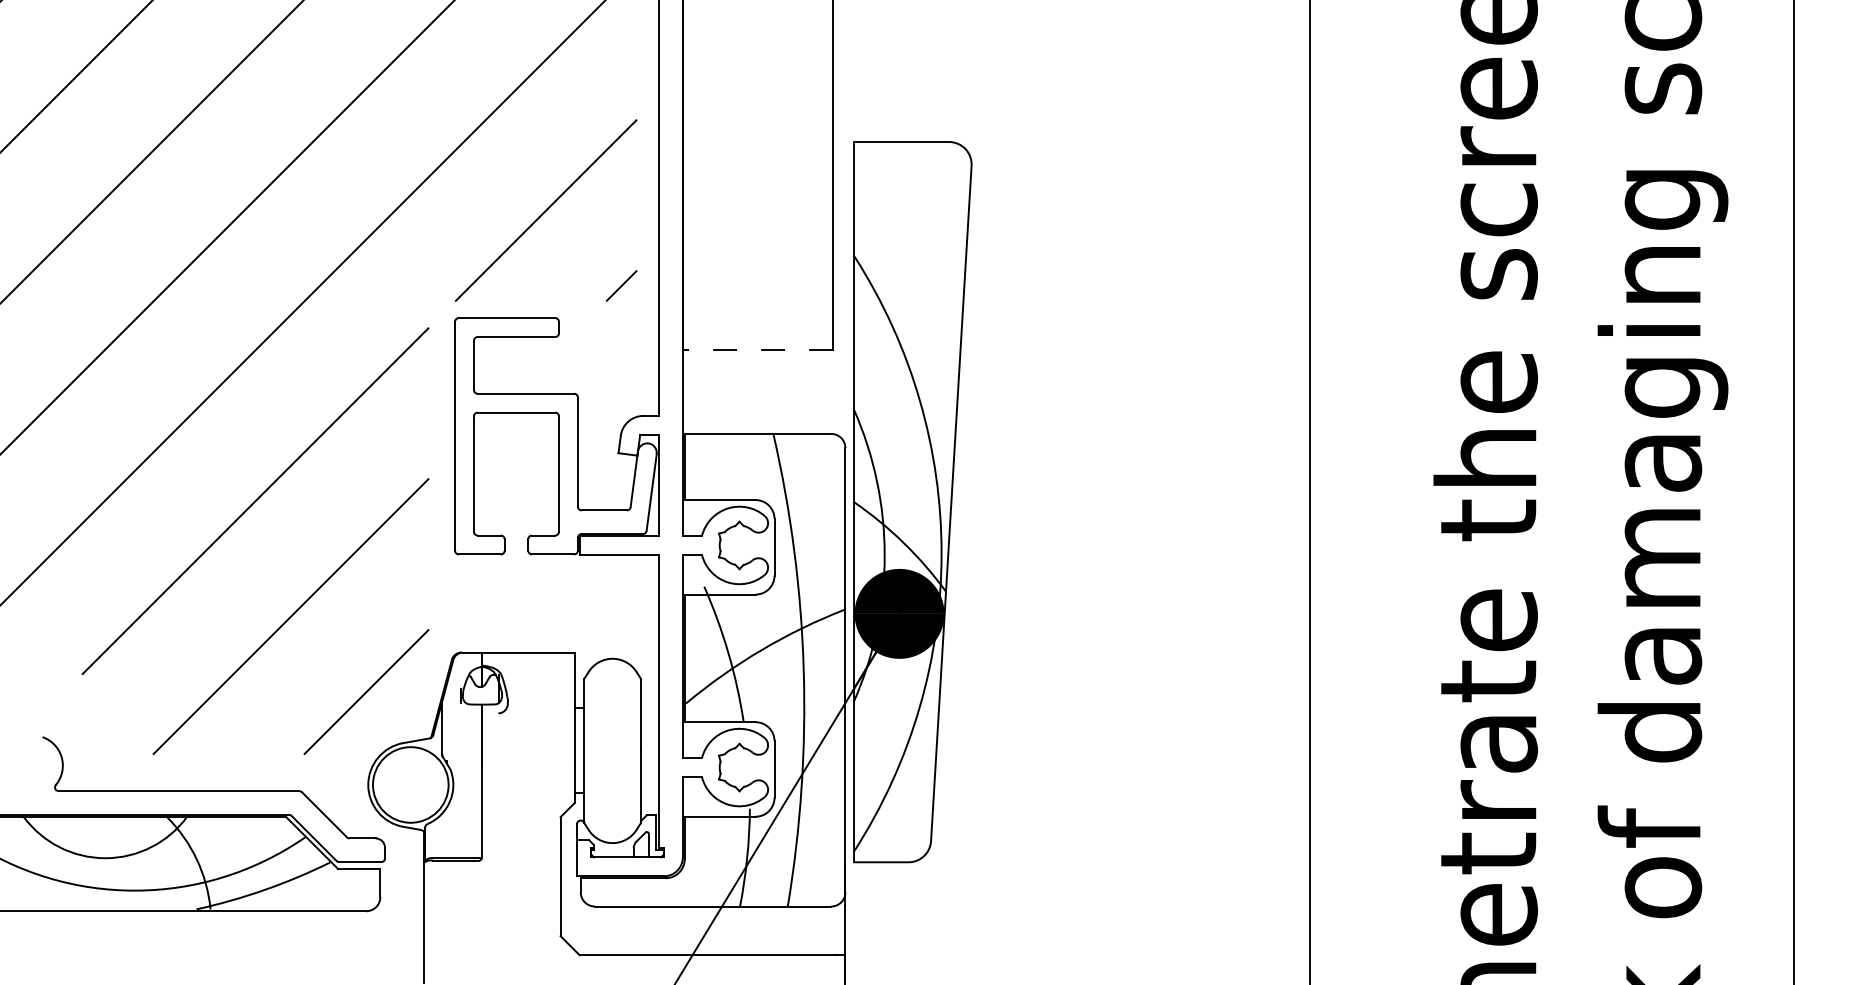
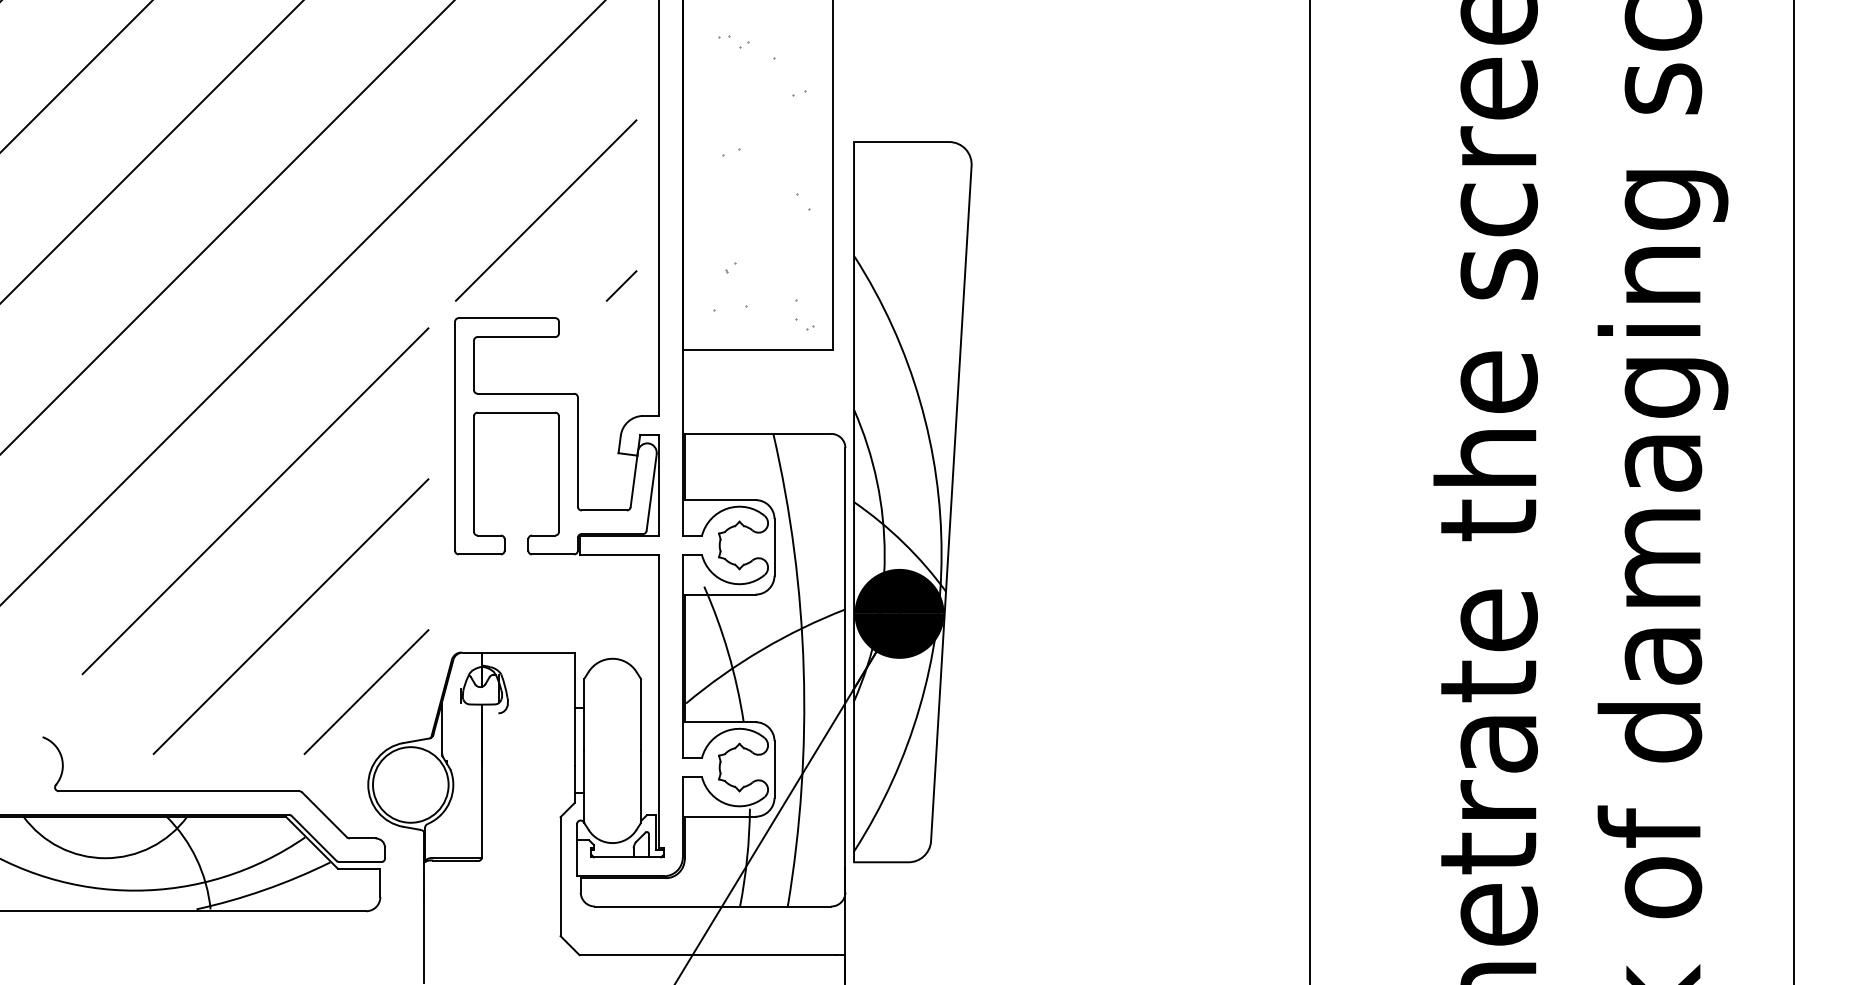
hatch: none -> present (763, 182)
line: dashed -> solid (757, 350)
